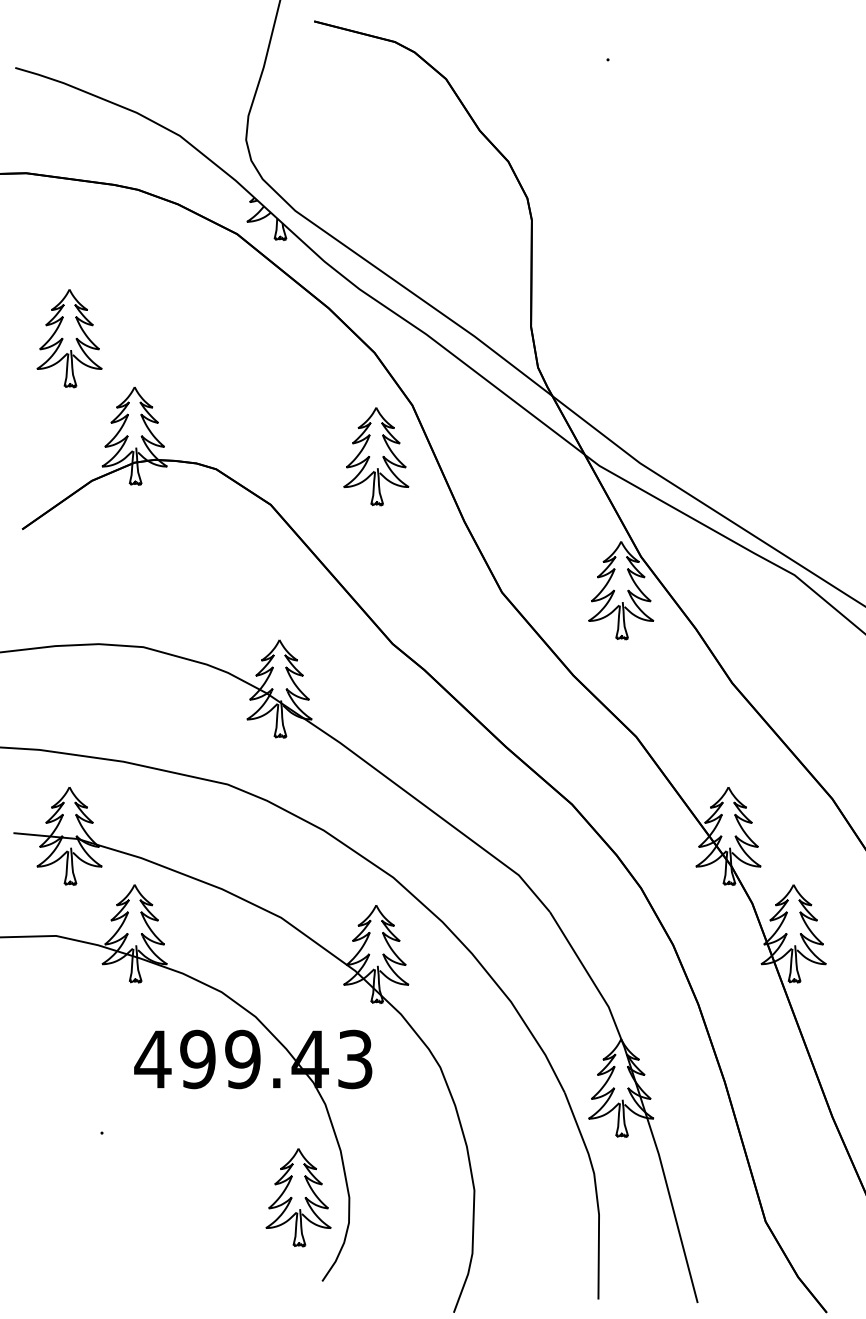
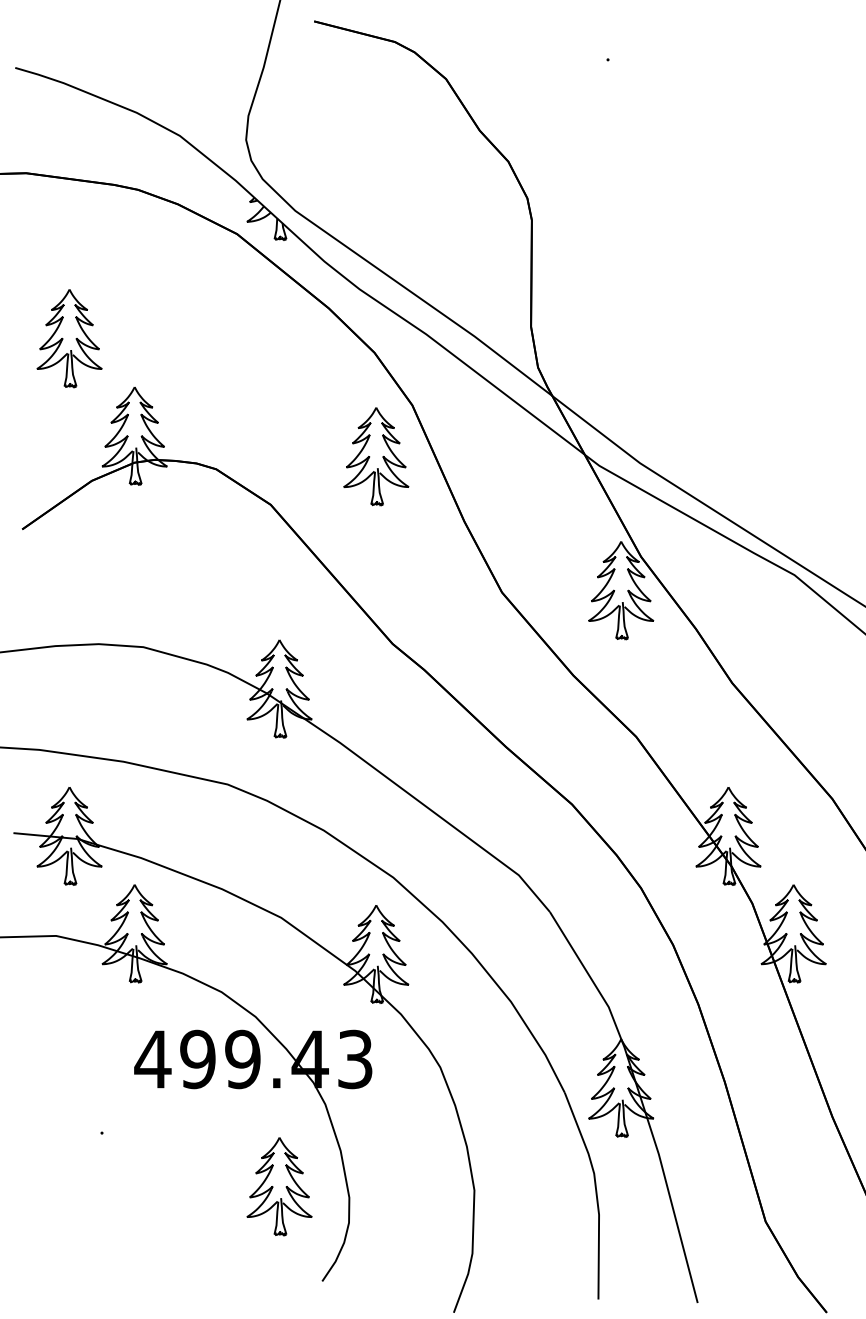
part position: (298, 1197) -> (279, 1186) (279, 1186)
